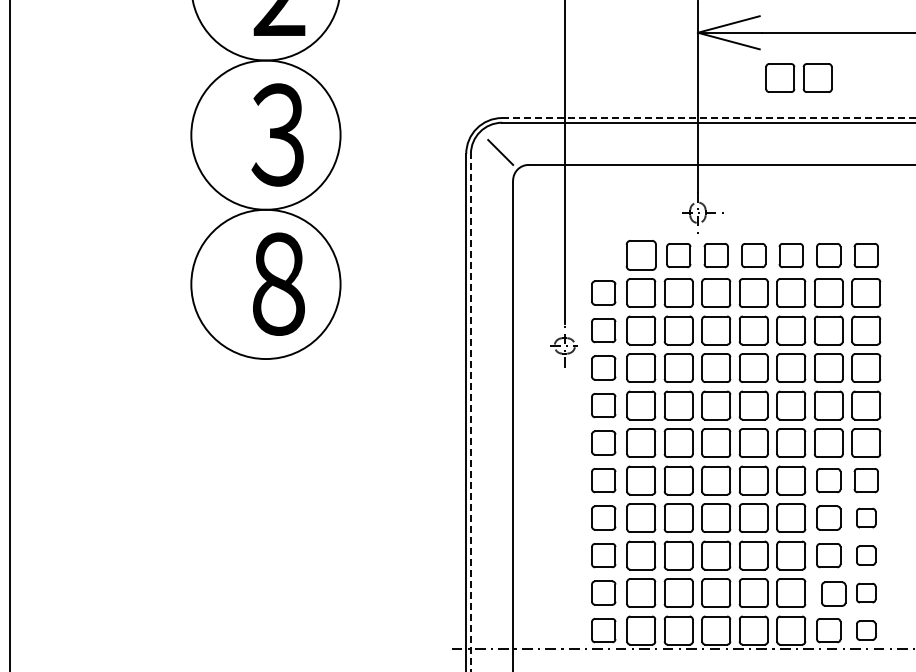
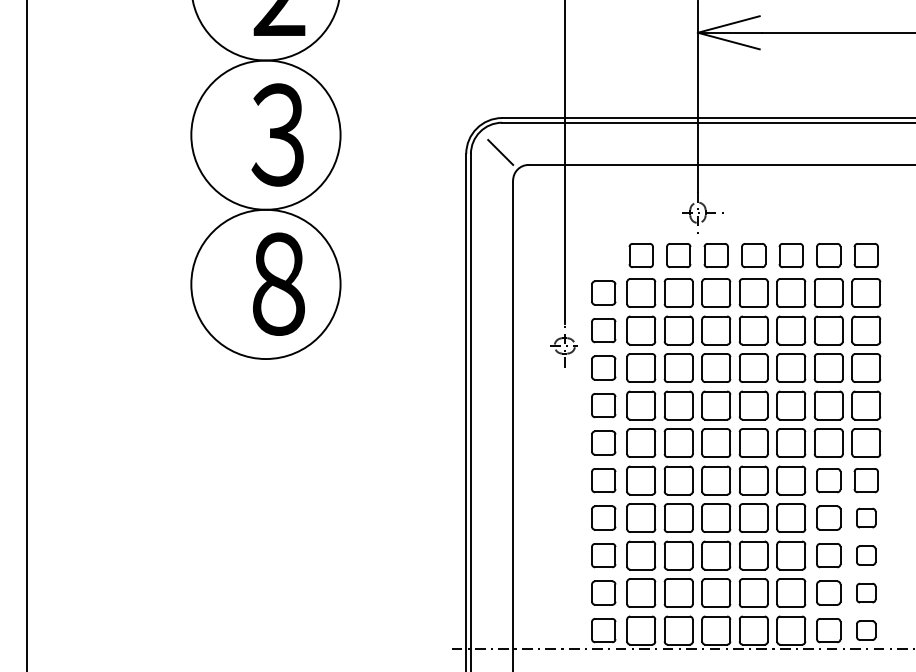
part: present -> none (798, 77)
line: dashed -> solid (709, 118)
part size: 32x31 px -> 26x26 px (640, 255)
line position: (10, 335) -> (27, 335) (27, 335)
line: dashed -> solid (470, 412)
part position: (833, 593) -> (828, 592) (828, 592)
